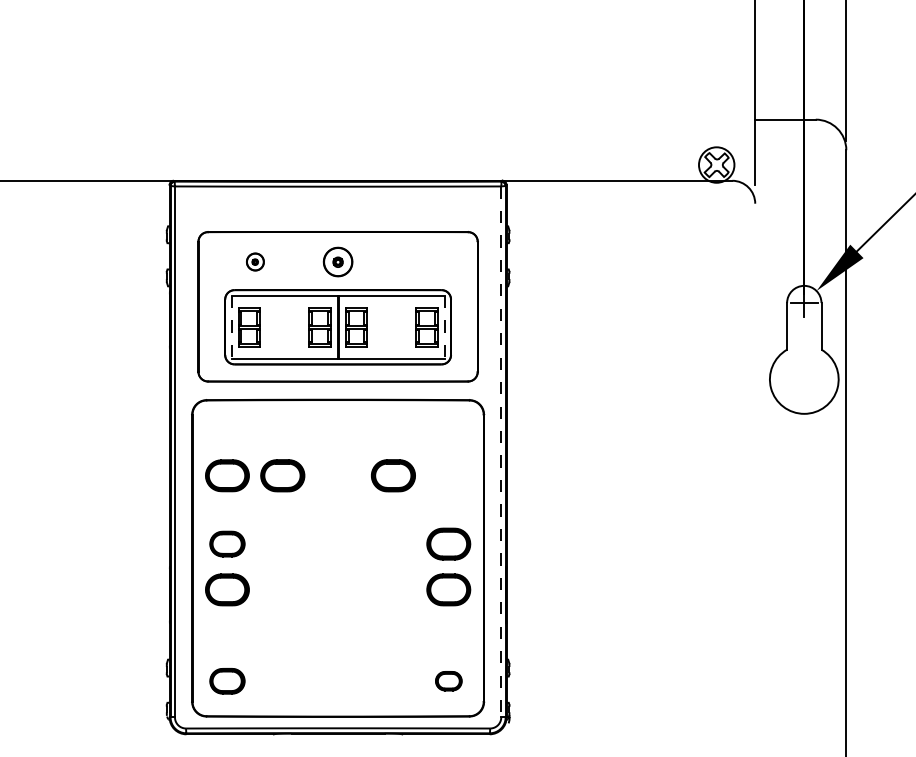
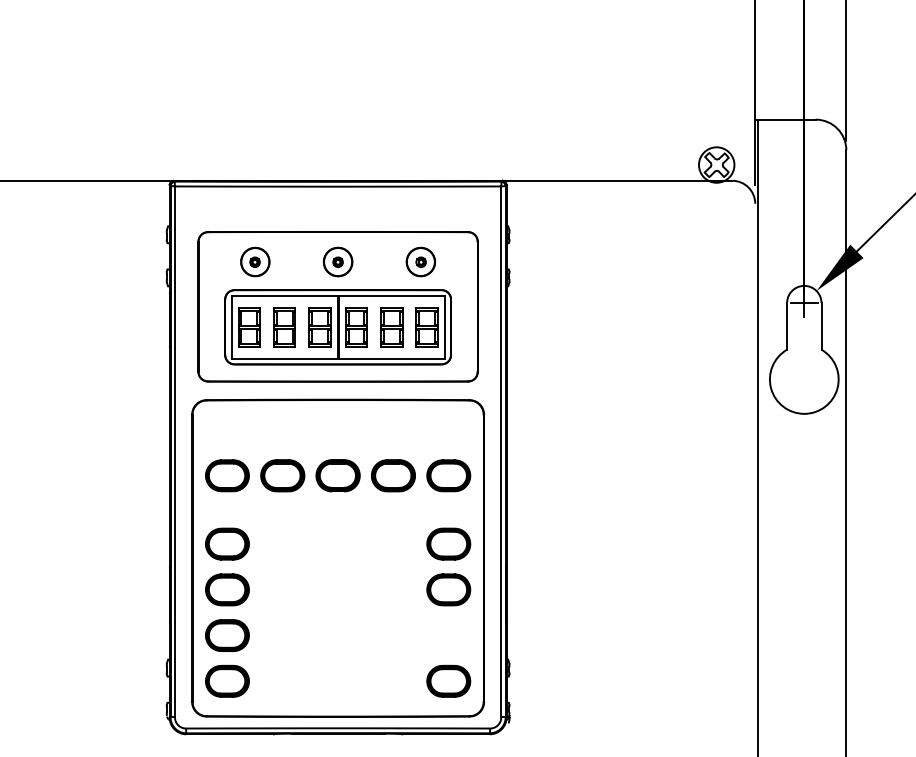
part size: 19x20 px -> 31x32 px (255, 261)
part: none -> present (420, 261)
line: dashed -> solid (231, 327)
part: none -> present (284, 327)
part: none -> present (391, 327)
line: dashed -> solid (444, 327)
line: none -> present (758, 436)
line: dashed -> solid (501, 451)
part: none -> present (337, 475)
part: none -> present (448, 475)
part size: 37x28 px -> 45x34 px (227, 543)
part: none -> present (227, 635)
part size: 37x27 px -> 45x34 px (227, 680)
part size: 28x21 px -> 46x34 px (448, 680)
